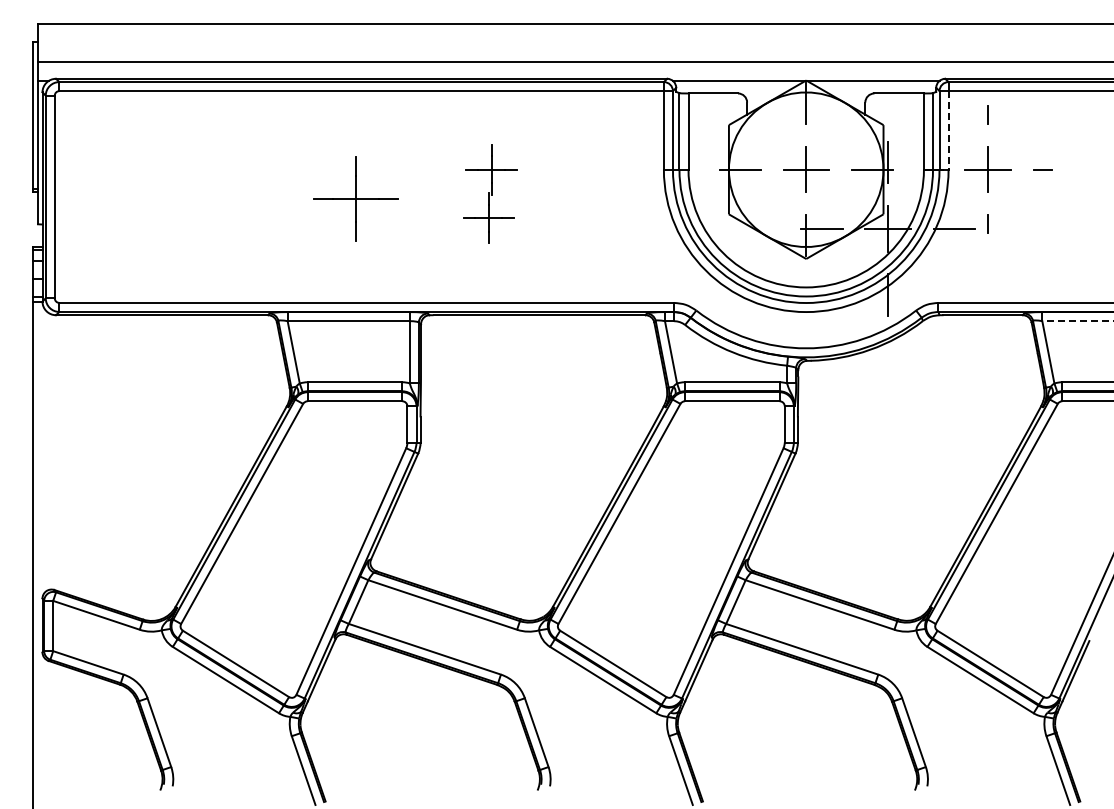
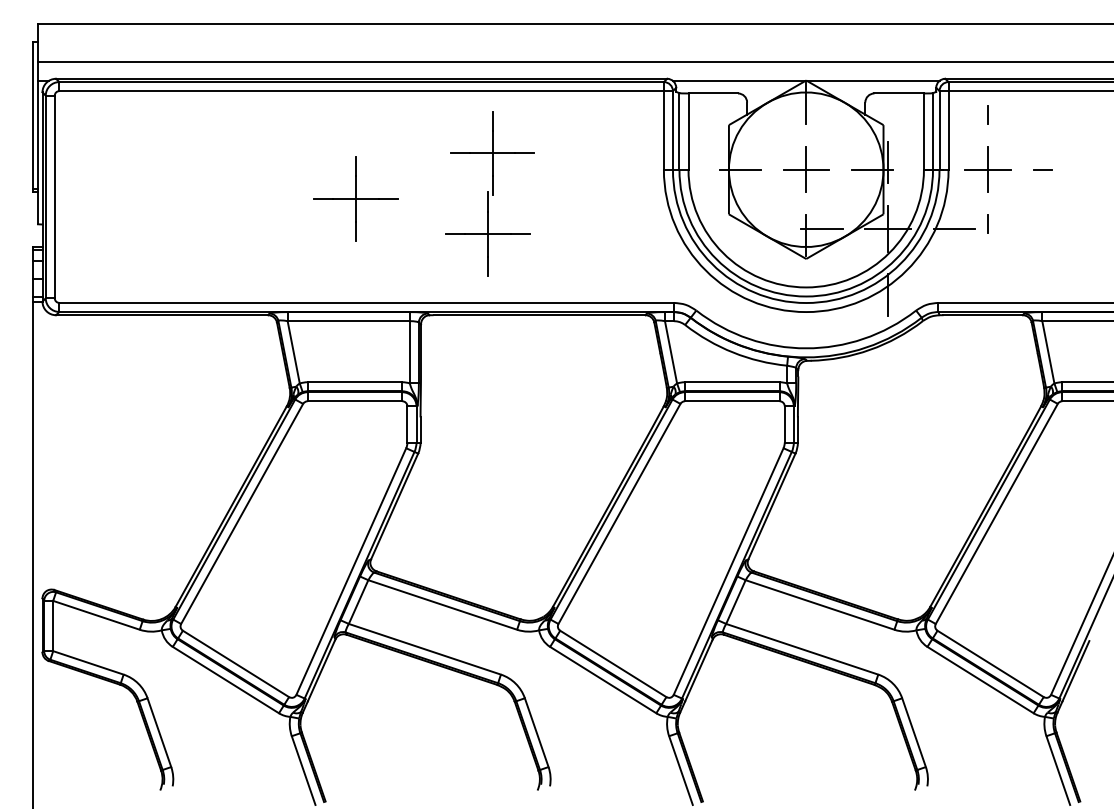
line: dashed -> solid (948, 130)
part size: 55x100 px -> 90x166 px (489, 193)
line: dashed -> solid (1078, 321)
